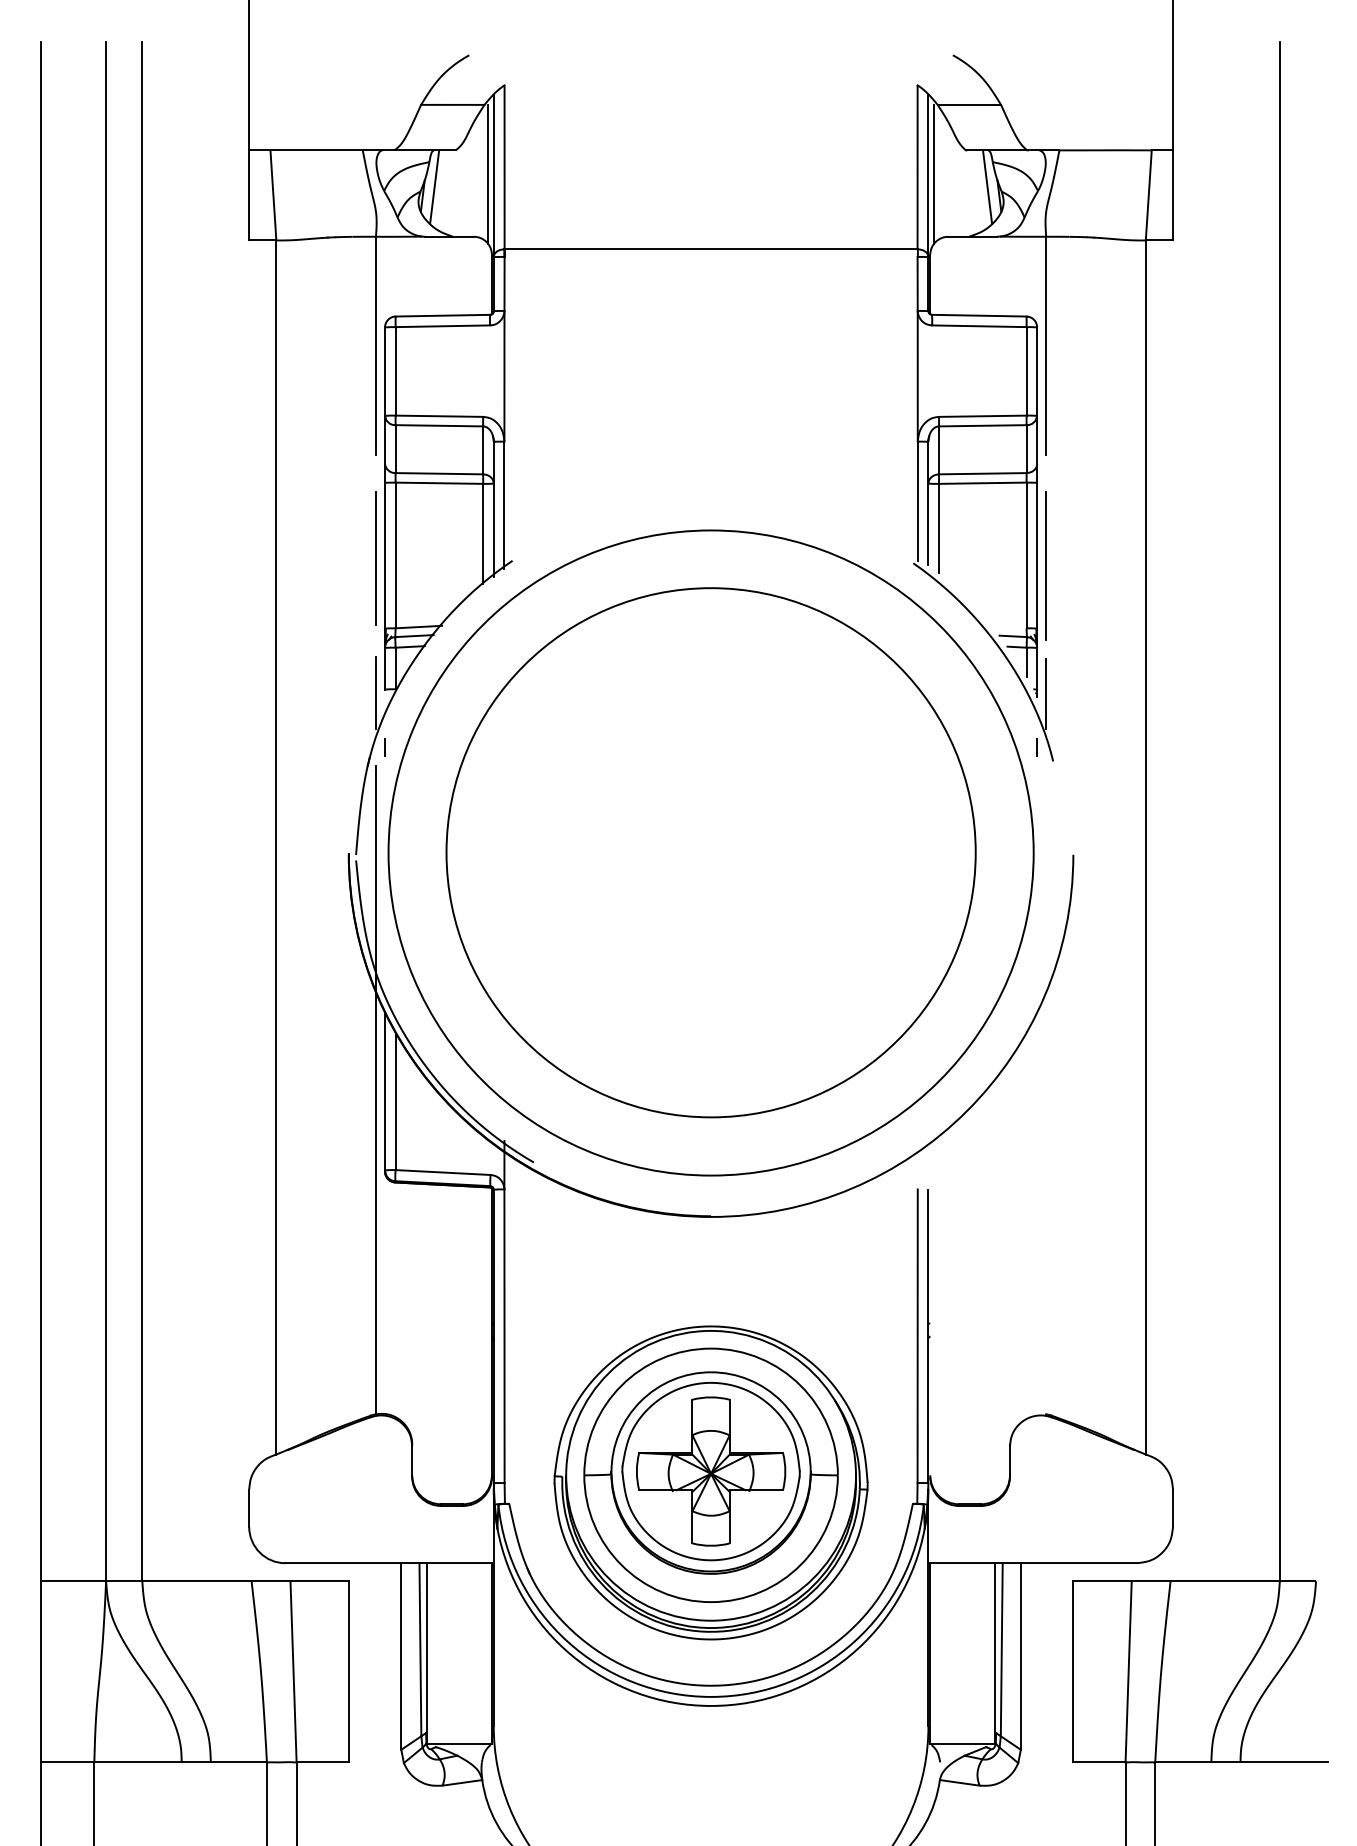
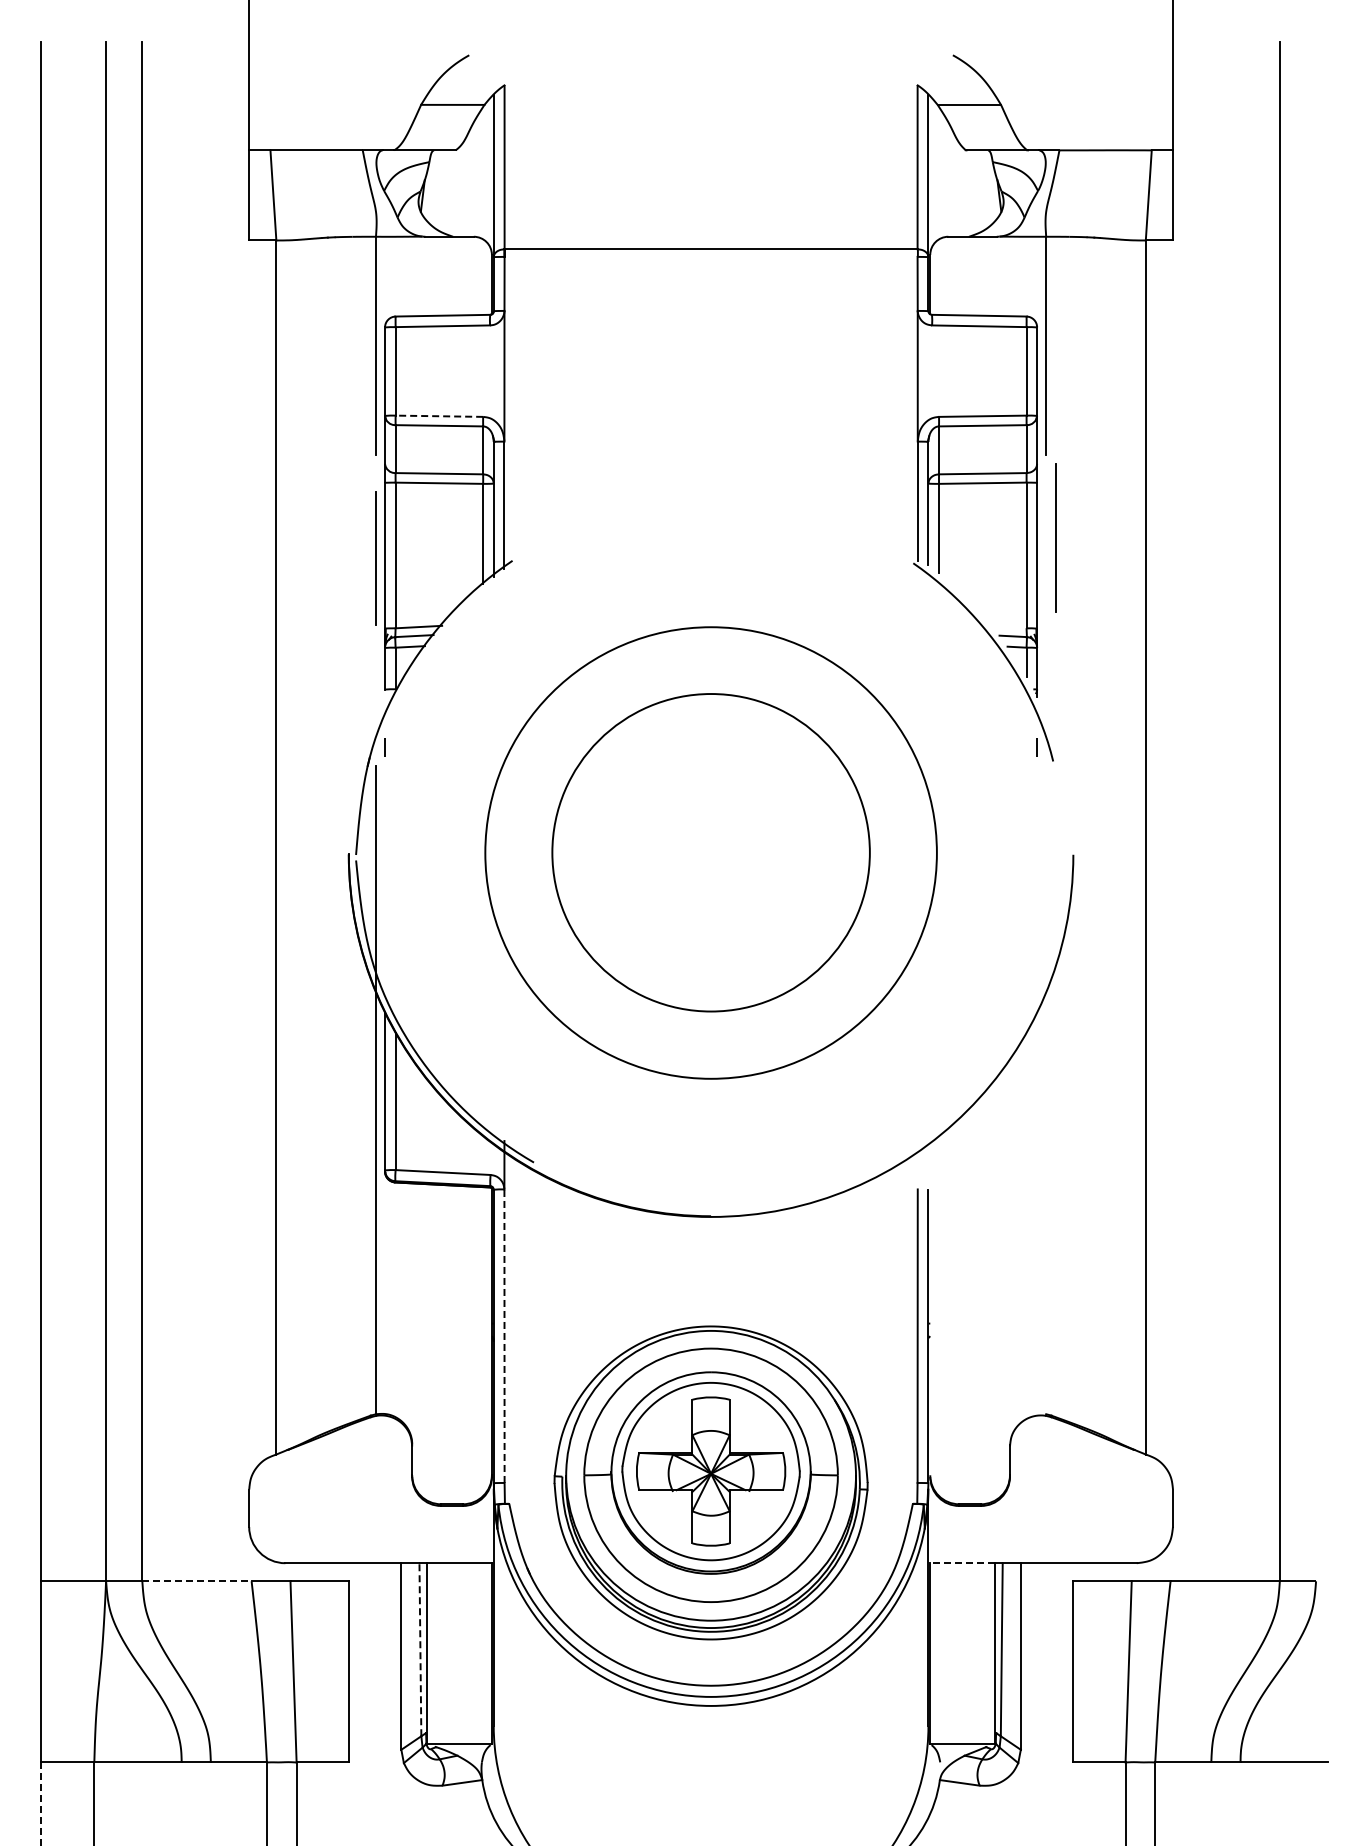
line: present -> none (488, 174)
line: present -> none (933, 174)
line: present -> none (434, 186)
line: present -> none (987, 186)
line: solid -> dashed (439, 416)
line position: (1045, 565) -> (1055, 537) (1055, 537)
line: present -> none (375, 692)
line: present -> none (1046, 693)
circle diameter: 529 px -> 318 px (710, 852)
circle diameter: 645 px -> 452 px (710, 852)
line: solid -> dashed (504, 1336)
line: solid -> dashed (962, 1563)
line: solid -> dashed (196, 1581)
line: solid -> dashed (420, 1649)
line: solid -> dashed (40, 1804)
